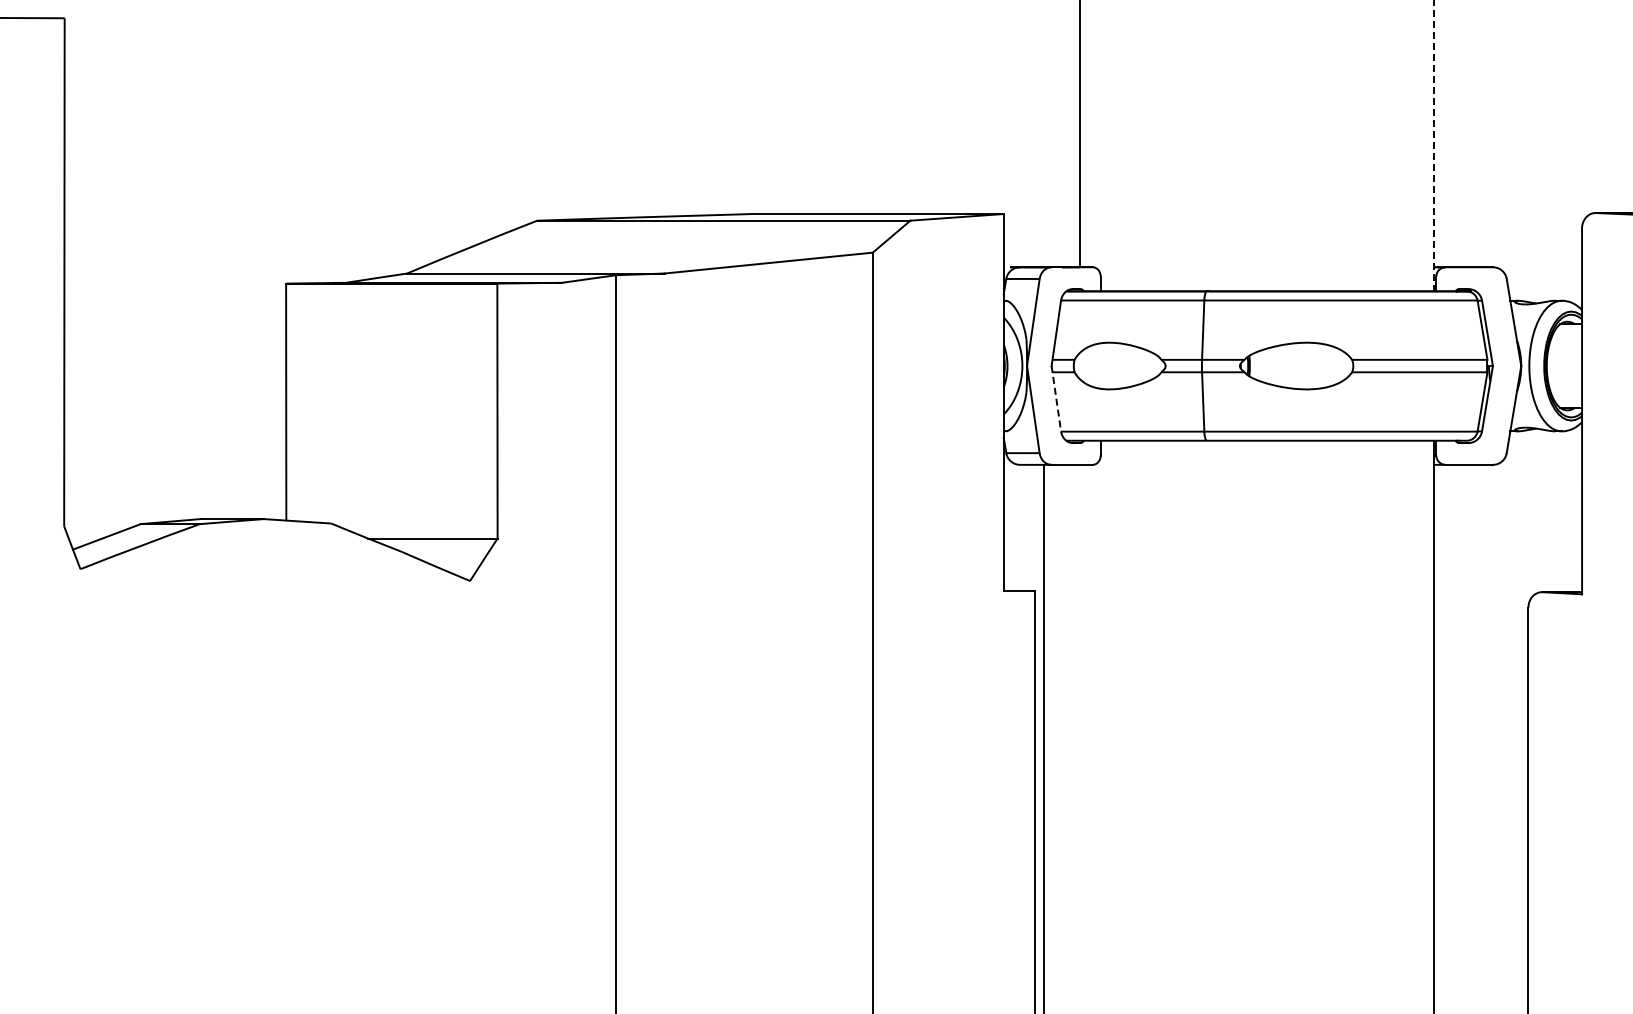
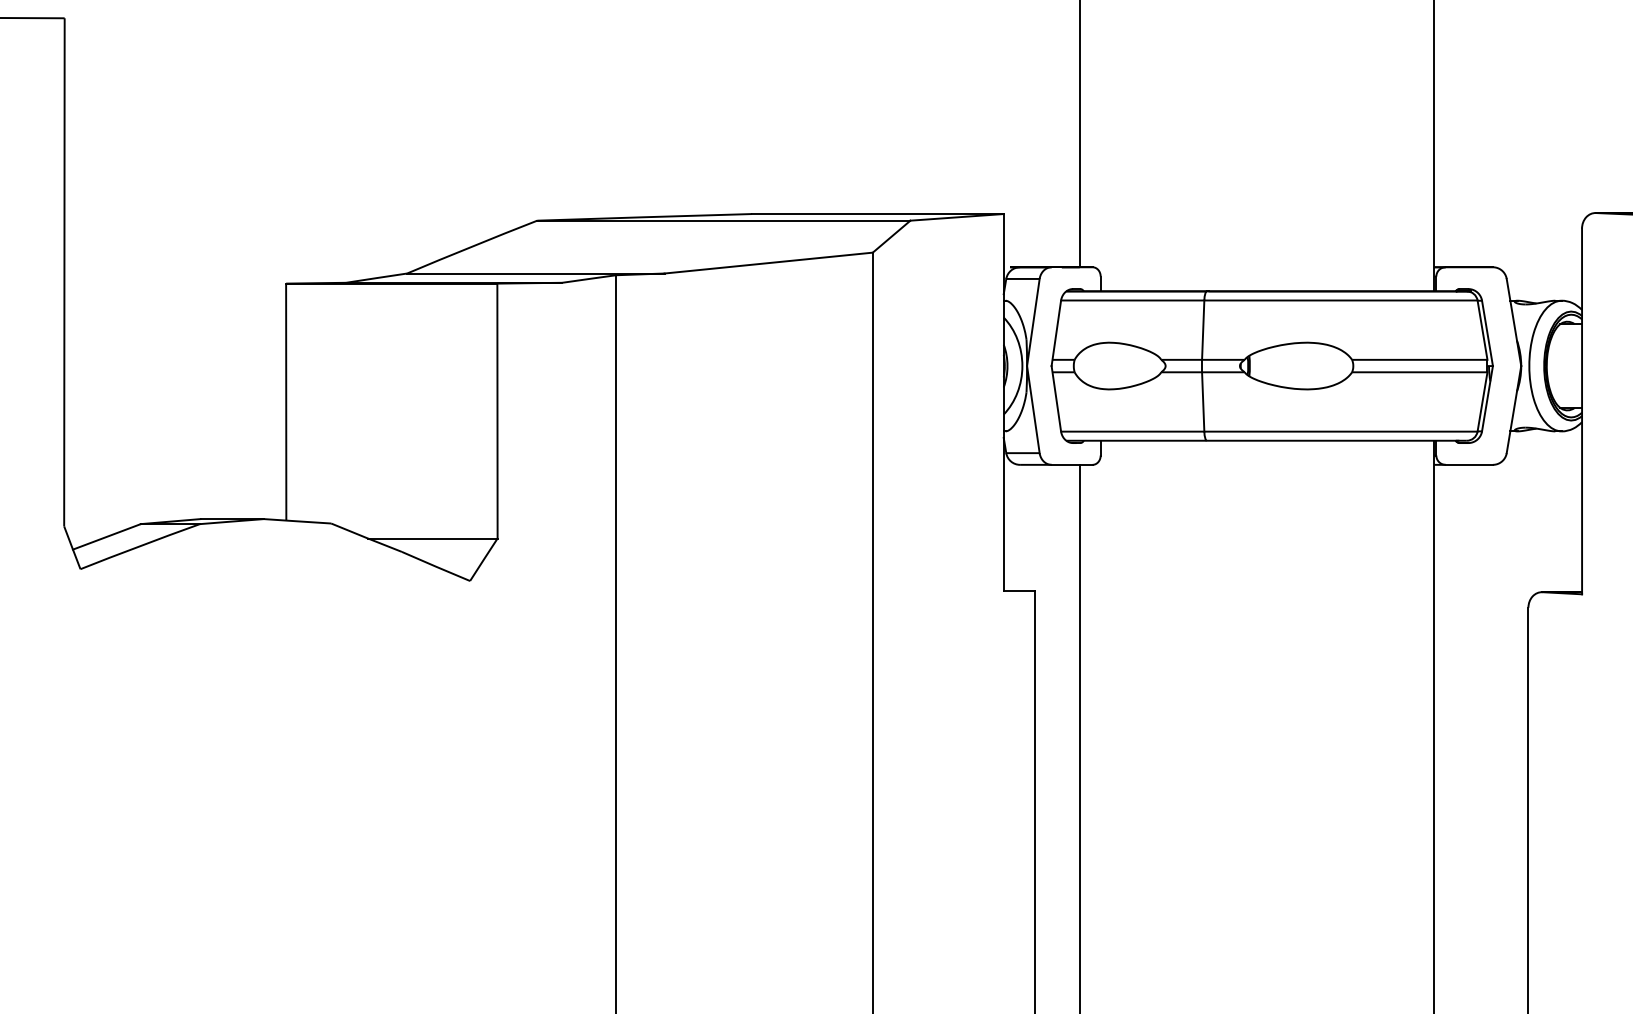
line: dashed -> solid (1434, 146)
line: dashed -> solid (1056, 398)
line position: (1043, 737) -> (1079, 737) (1079, 737)
